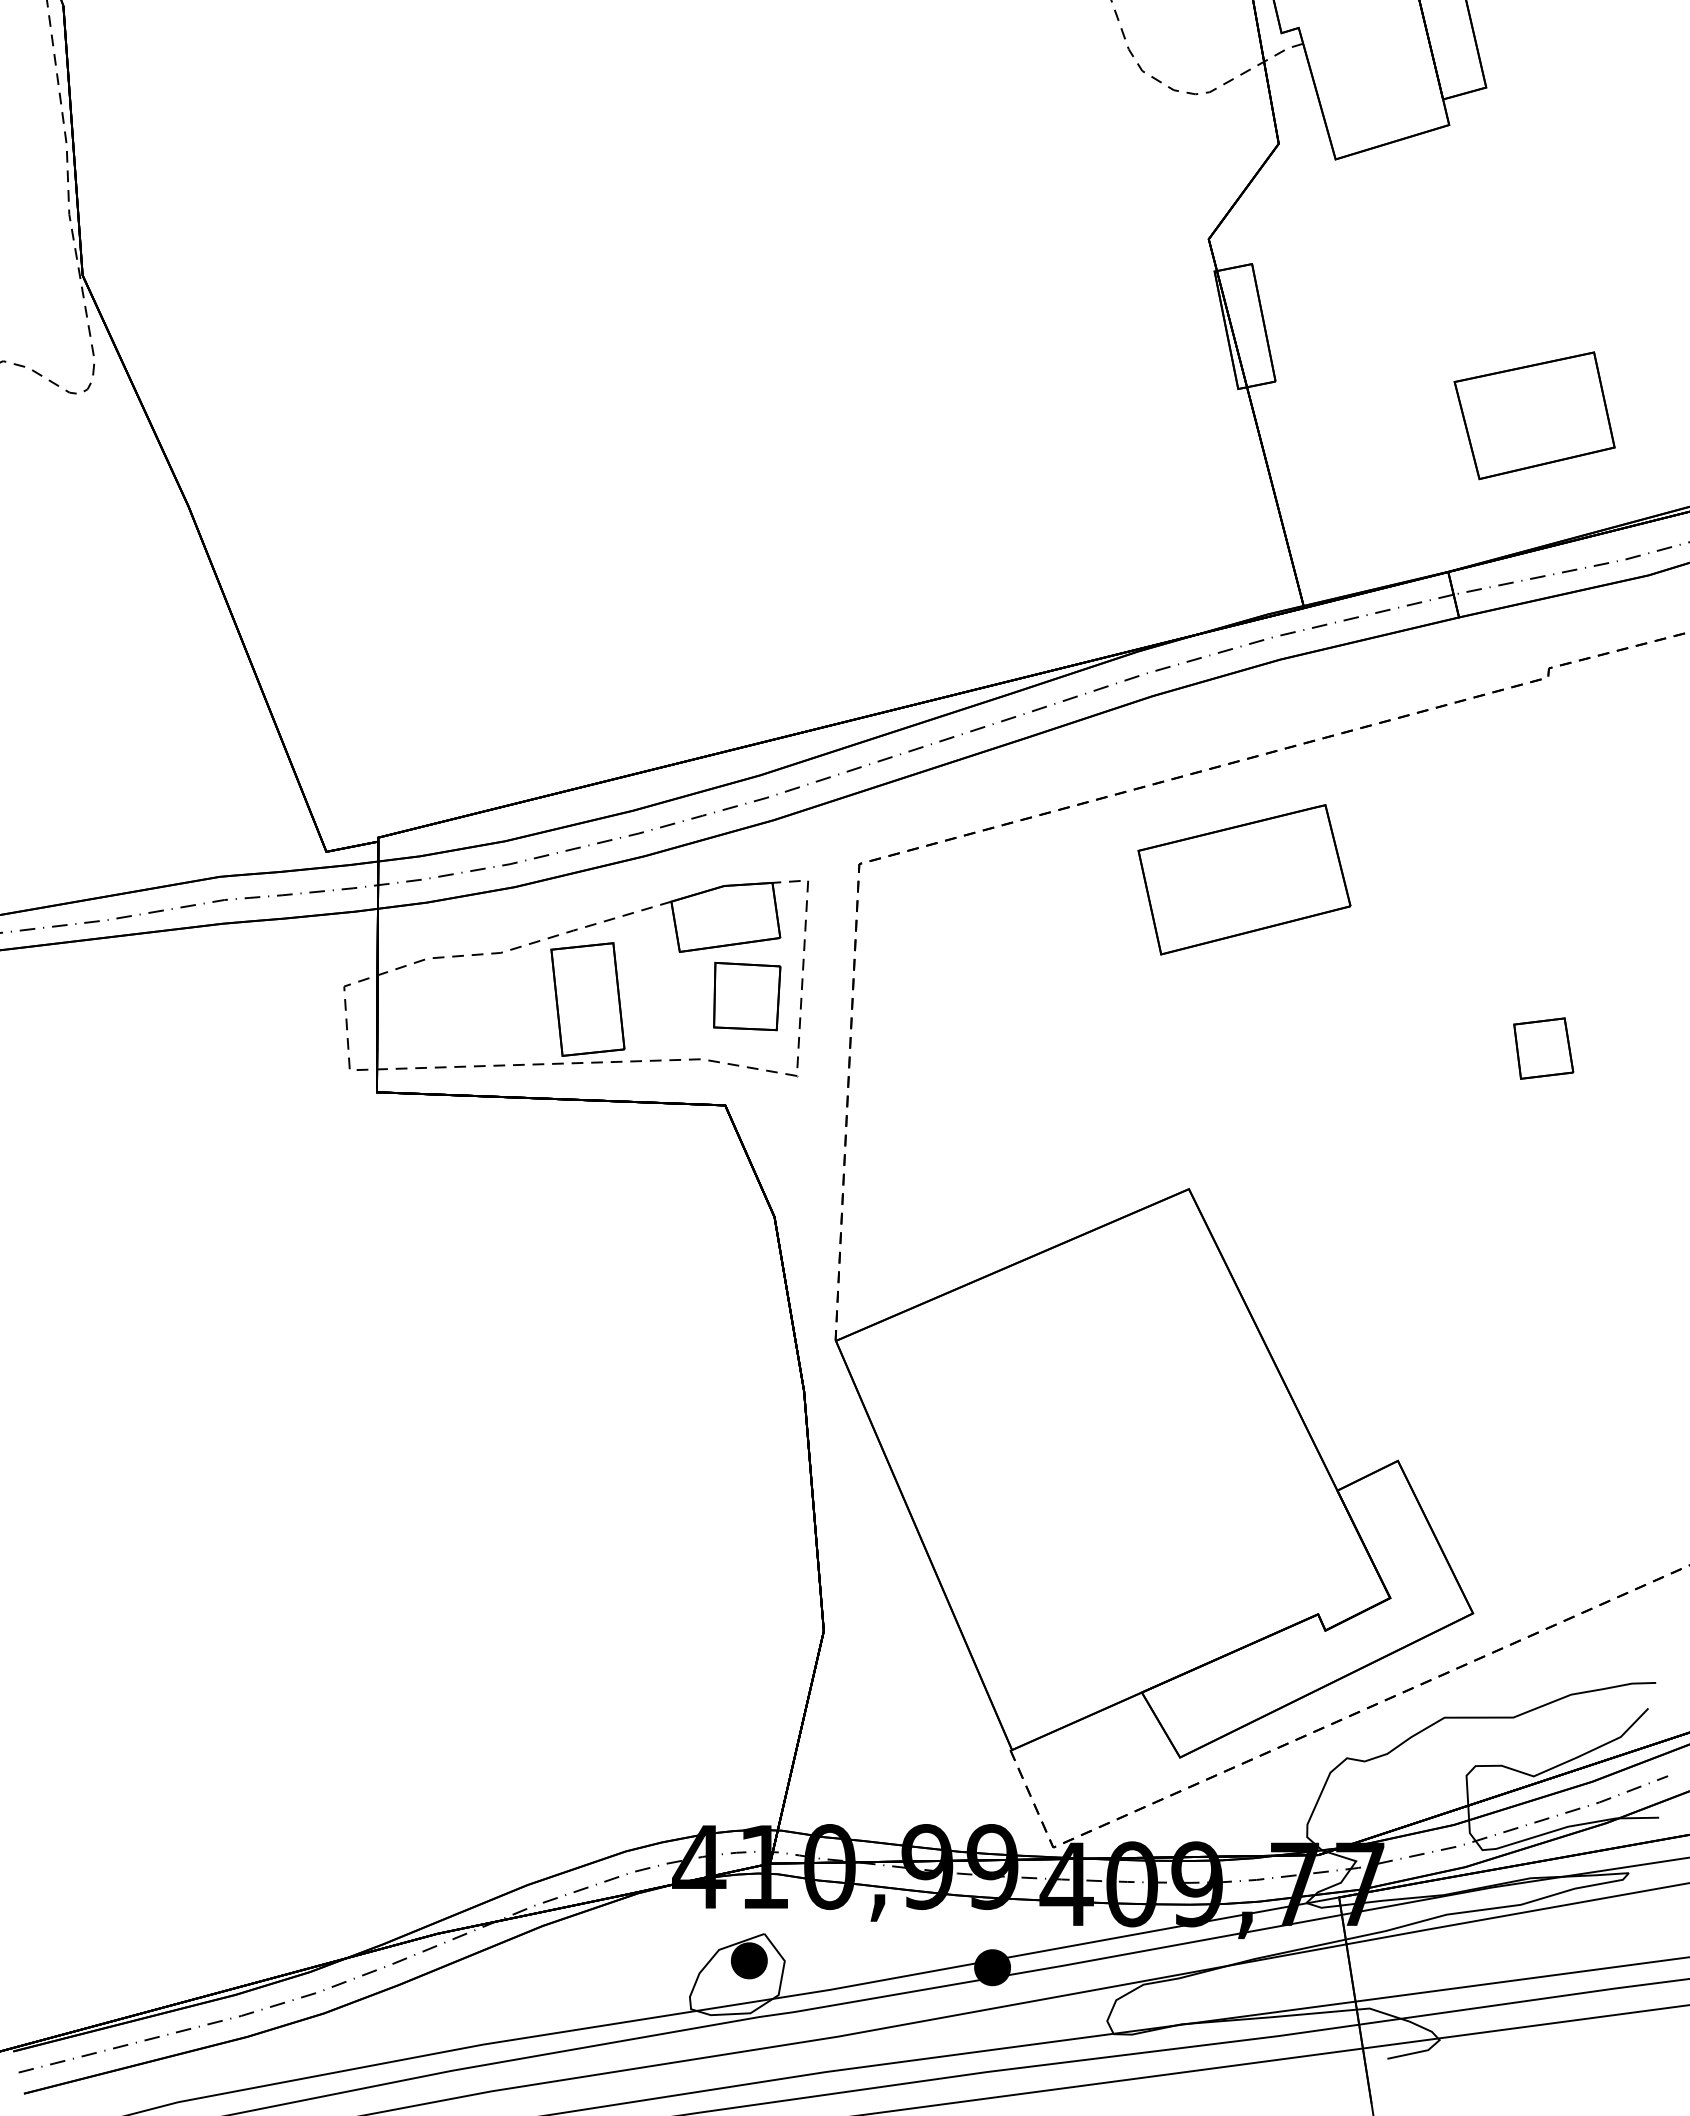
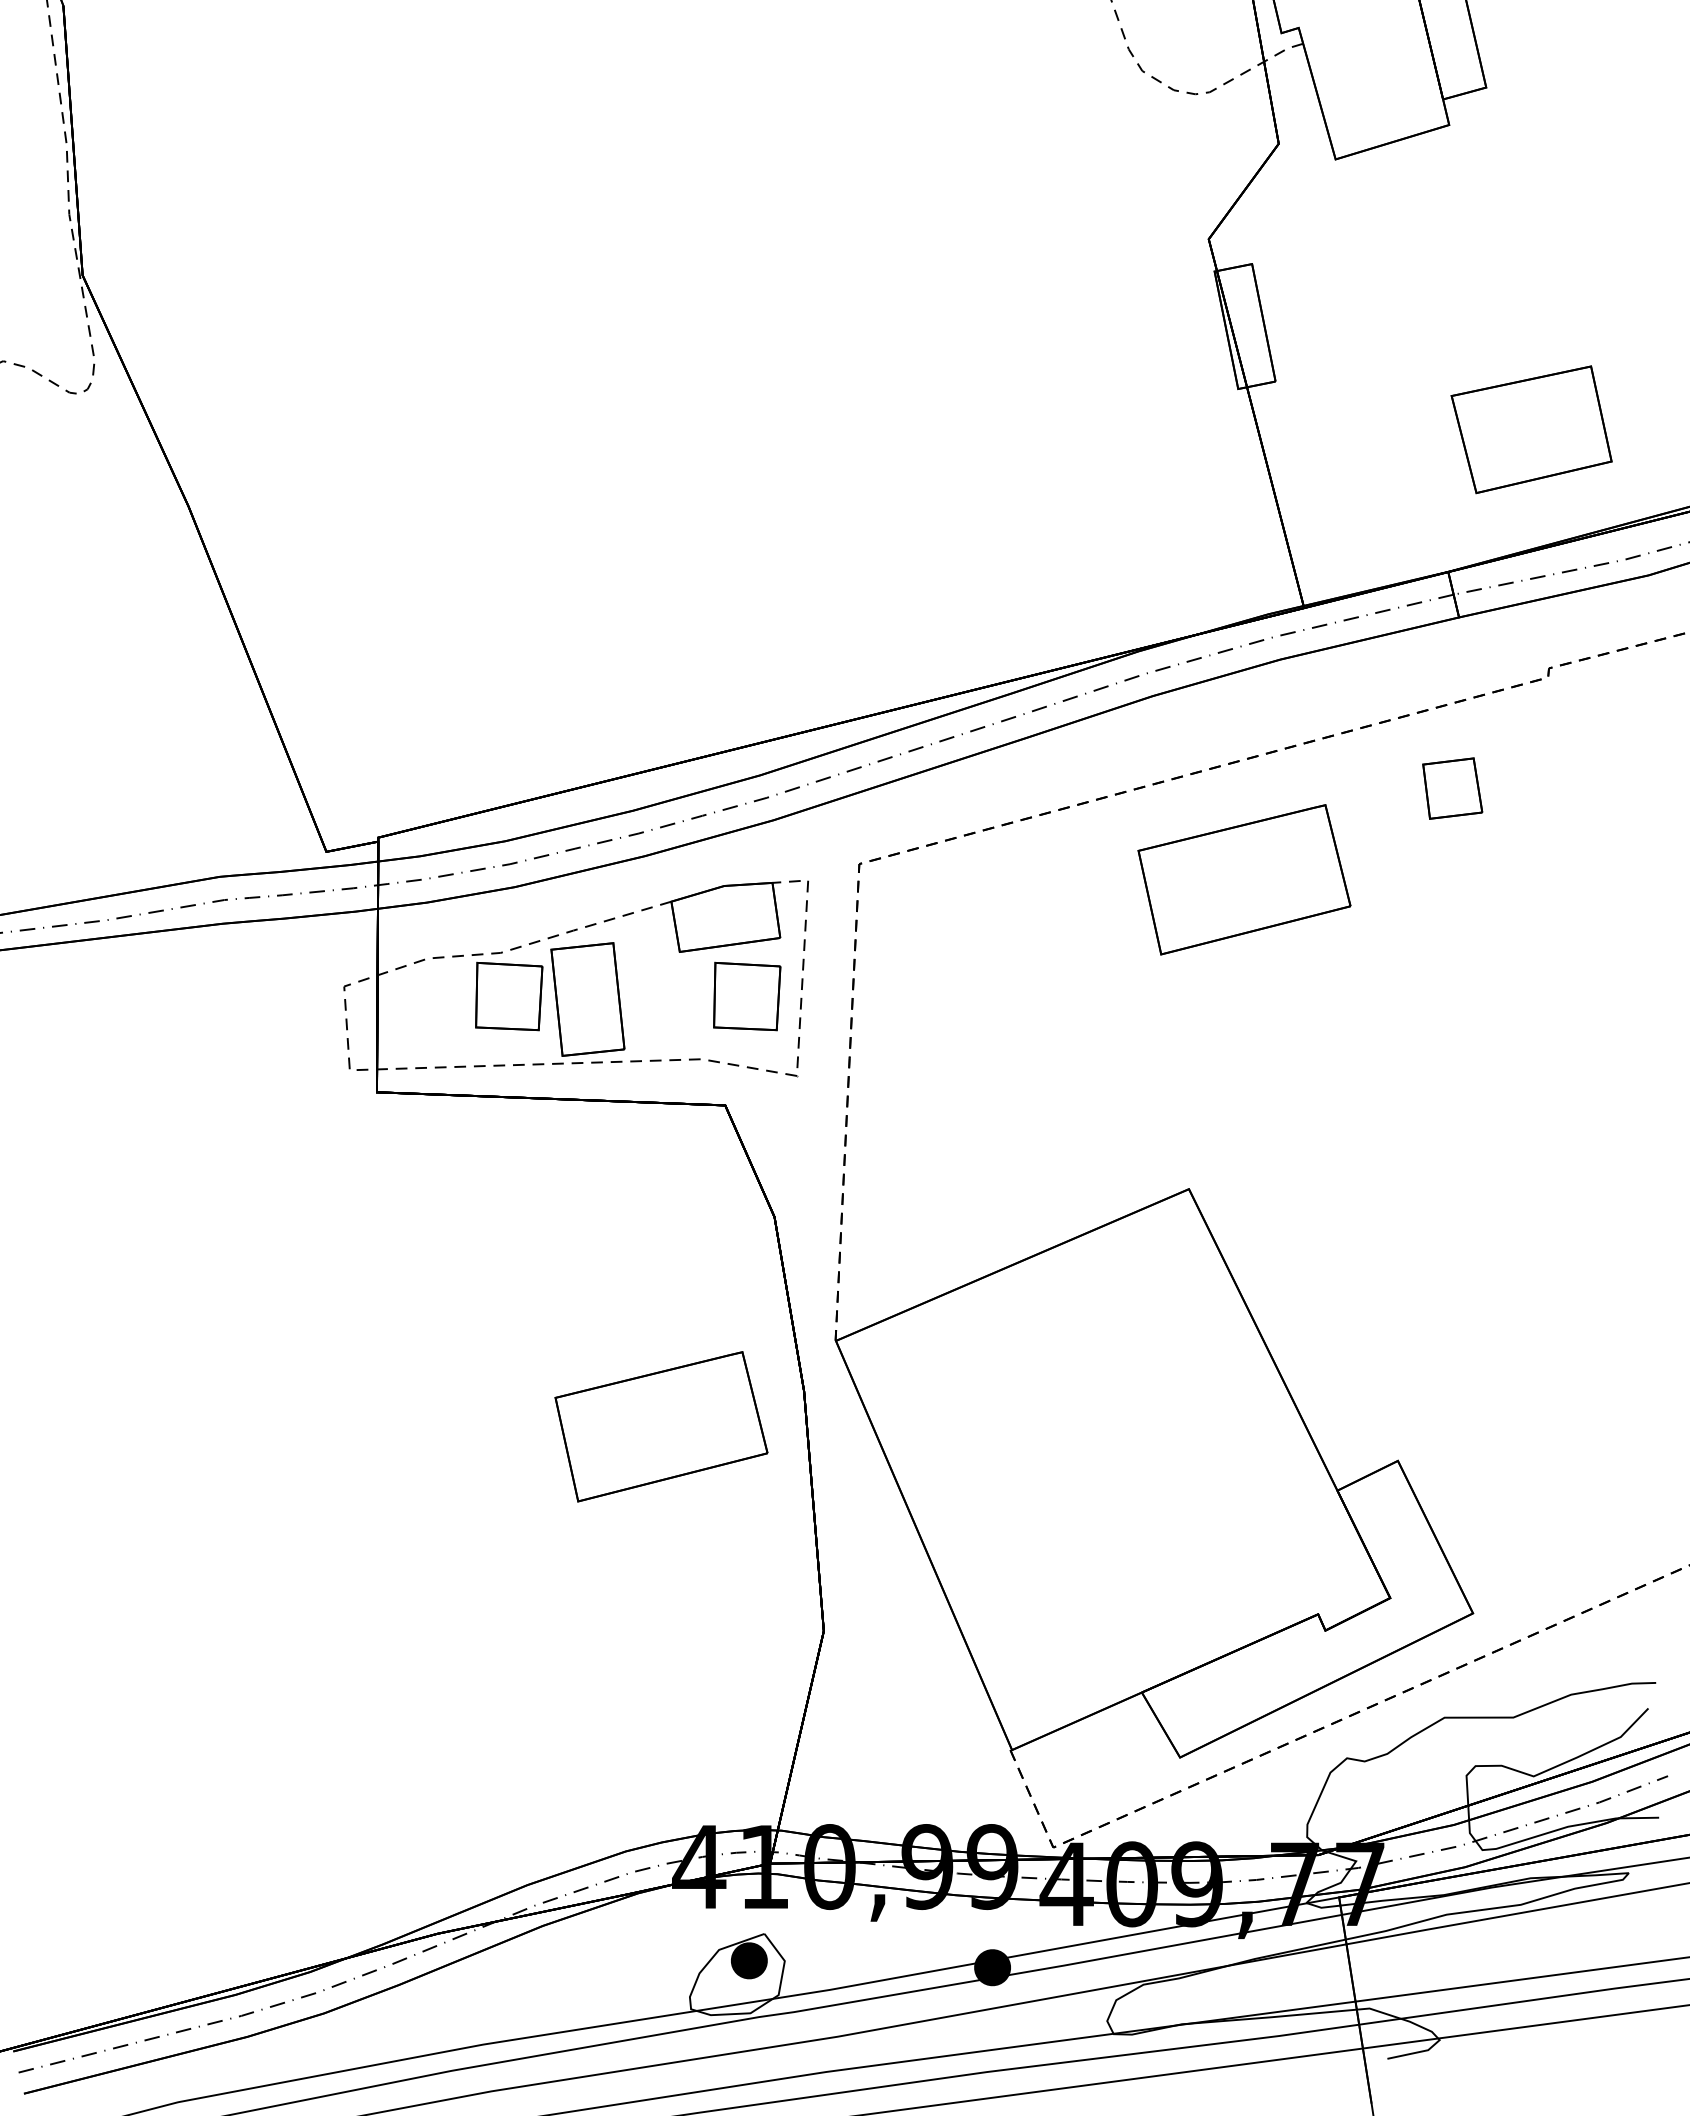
part position: (1534, 415) -> (1531, 429) (1531, 429)
part: none -> present (509, 996)
part position: (1543, 1048) -> (1452, 788) (1452, 788)
part: none -> present (661, 1426)
